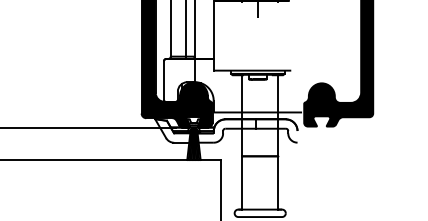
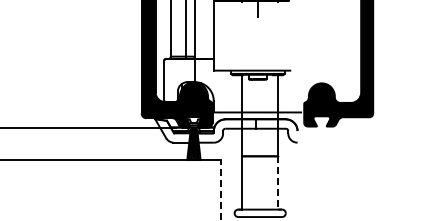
line: solid -> dashed (278, 182)
line: solid -> dashed (221, 190)
